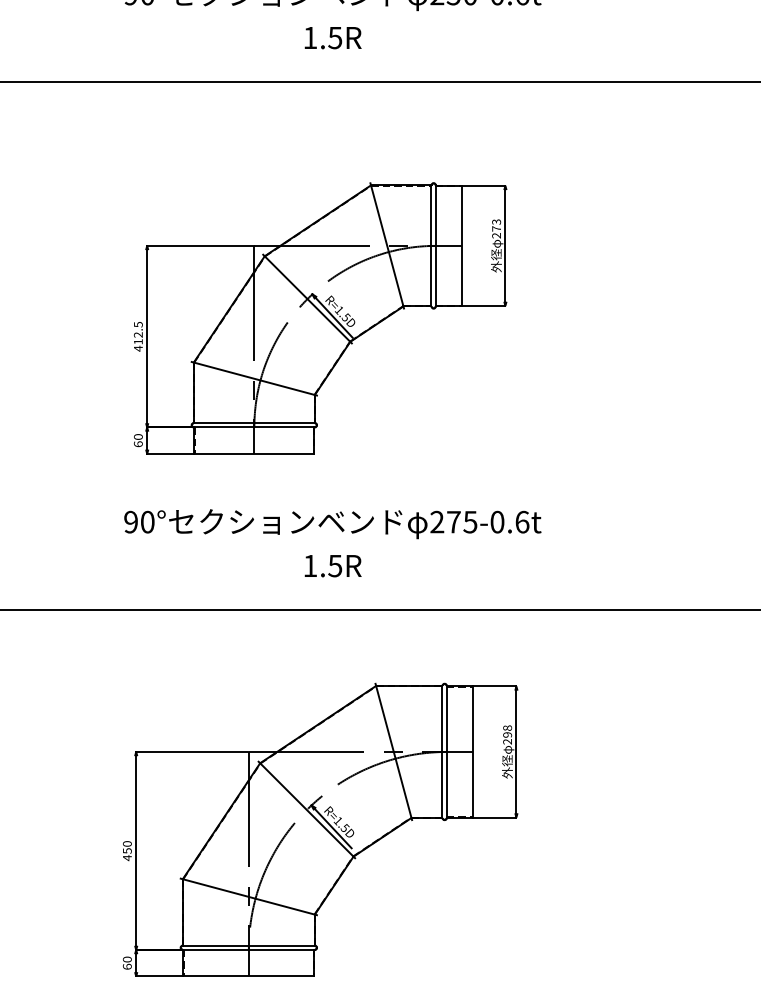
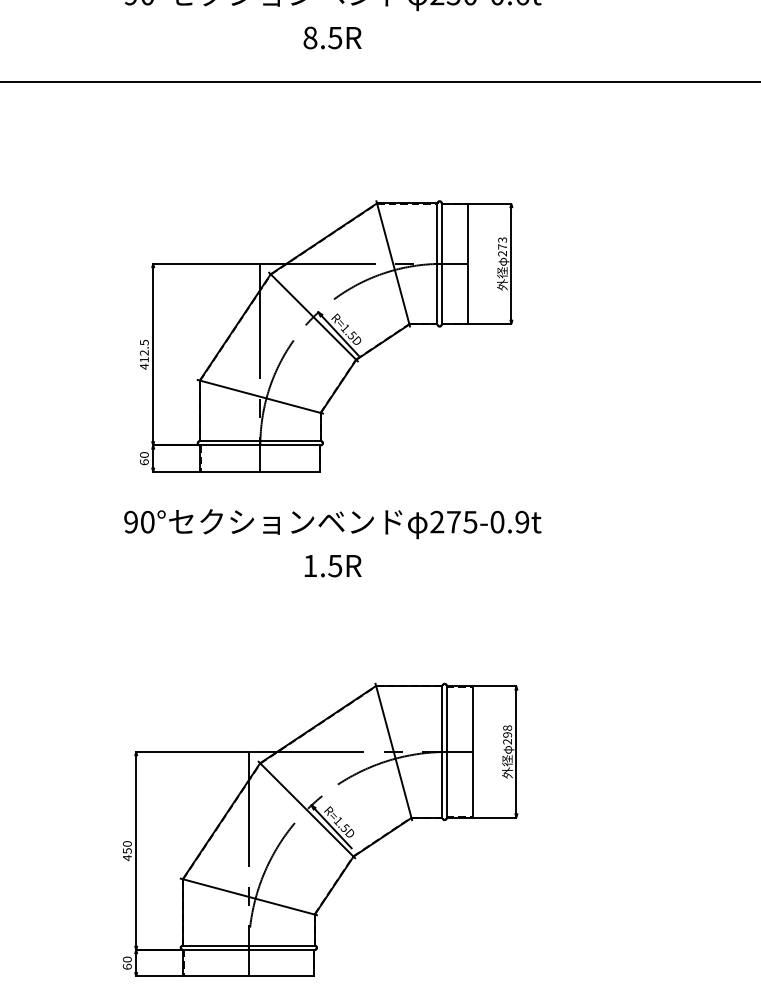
text: 1.5R -> 8.5R (310, 37)
part position: (320, 318) -> (326, 336) (326, 336)
text: 275-0.6t -> 275-0.9t (522, 521)
line: present -> none (379, 610)
